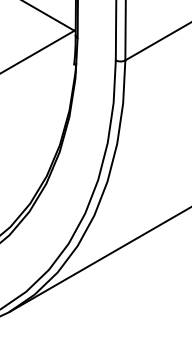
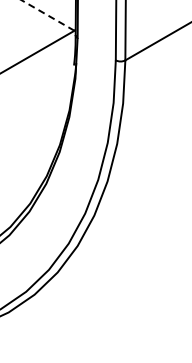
line: solid -> dashed (47, 15)
line: present -> none (98, 259)
